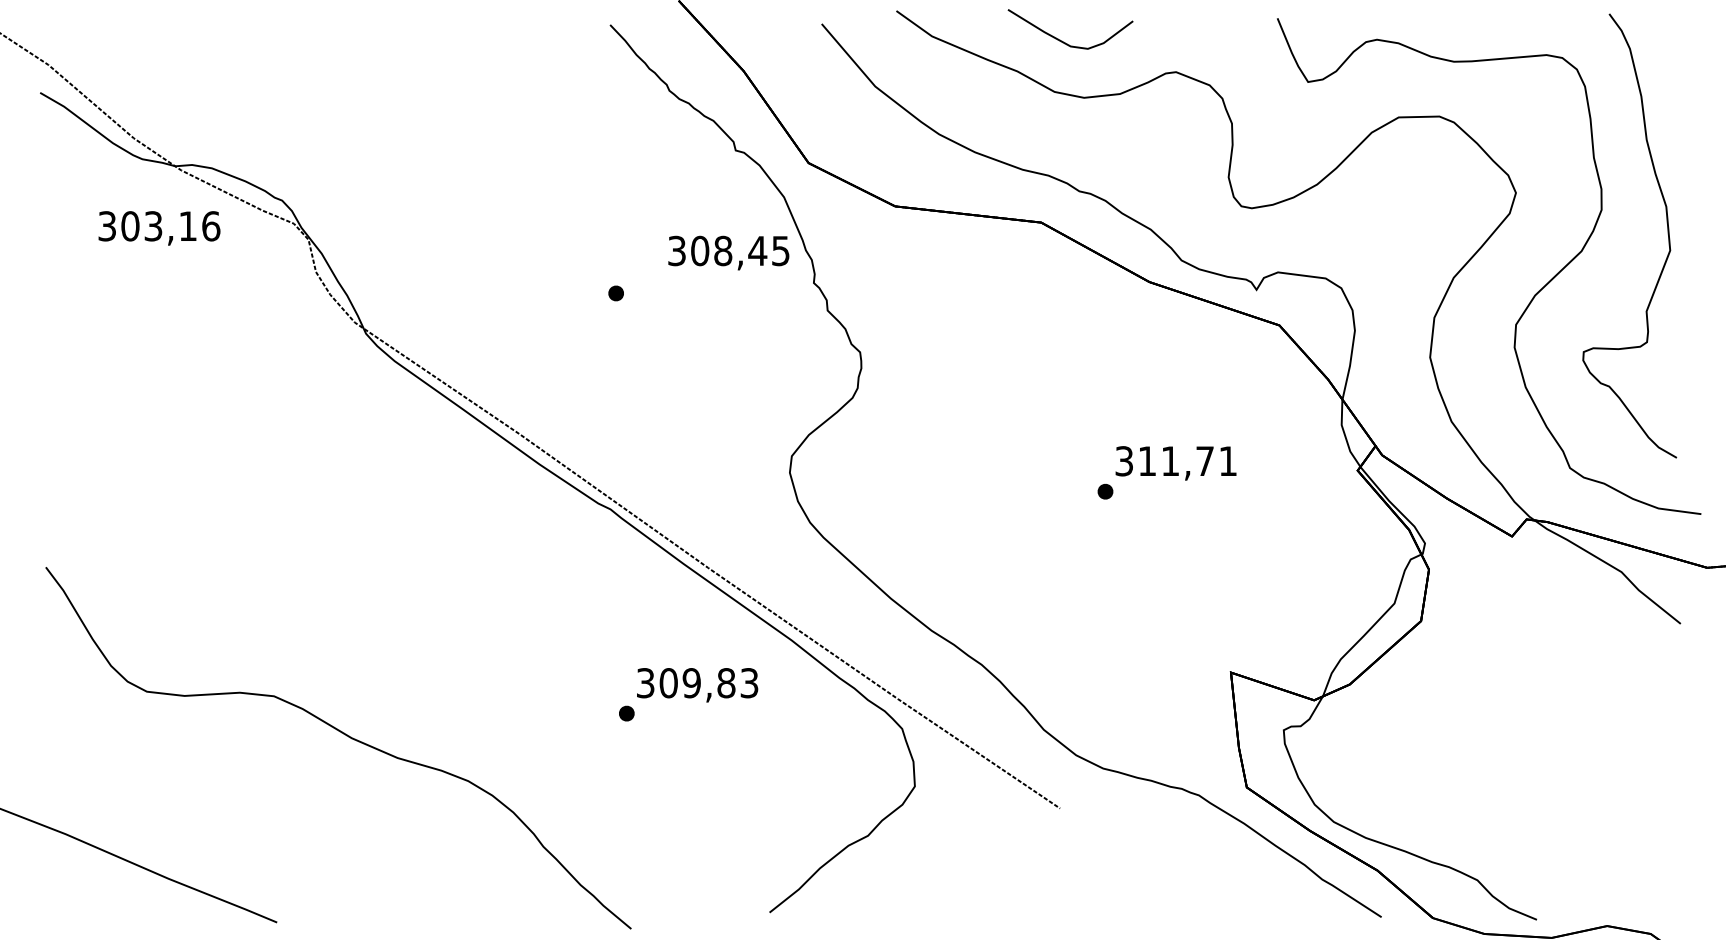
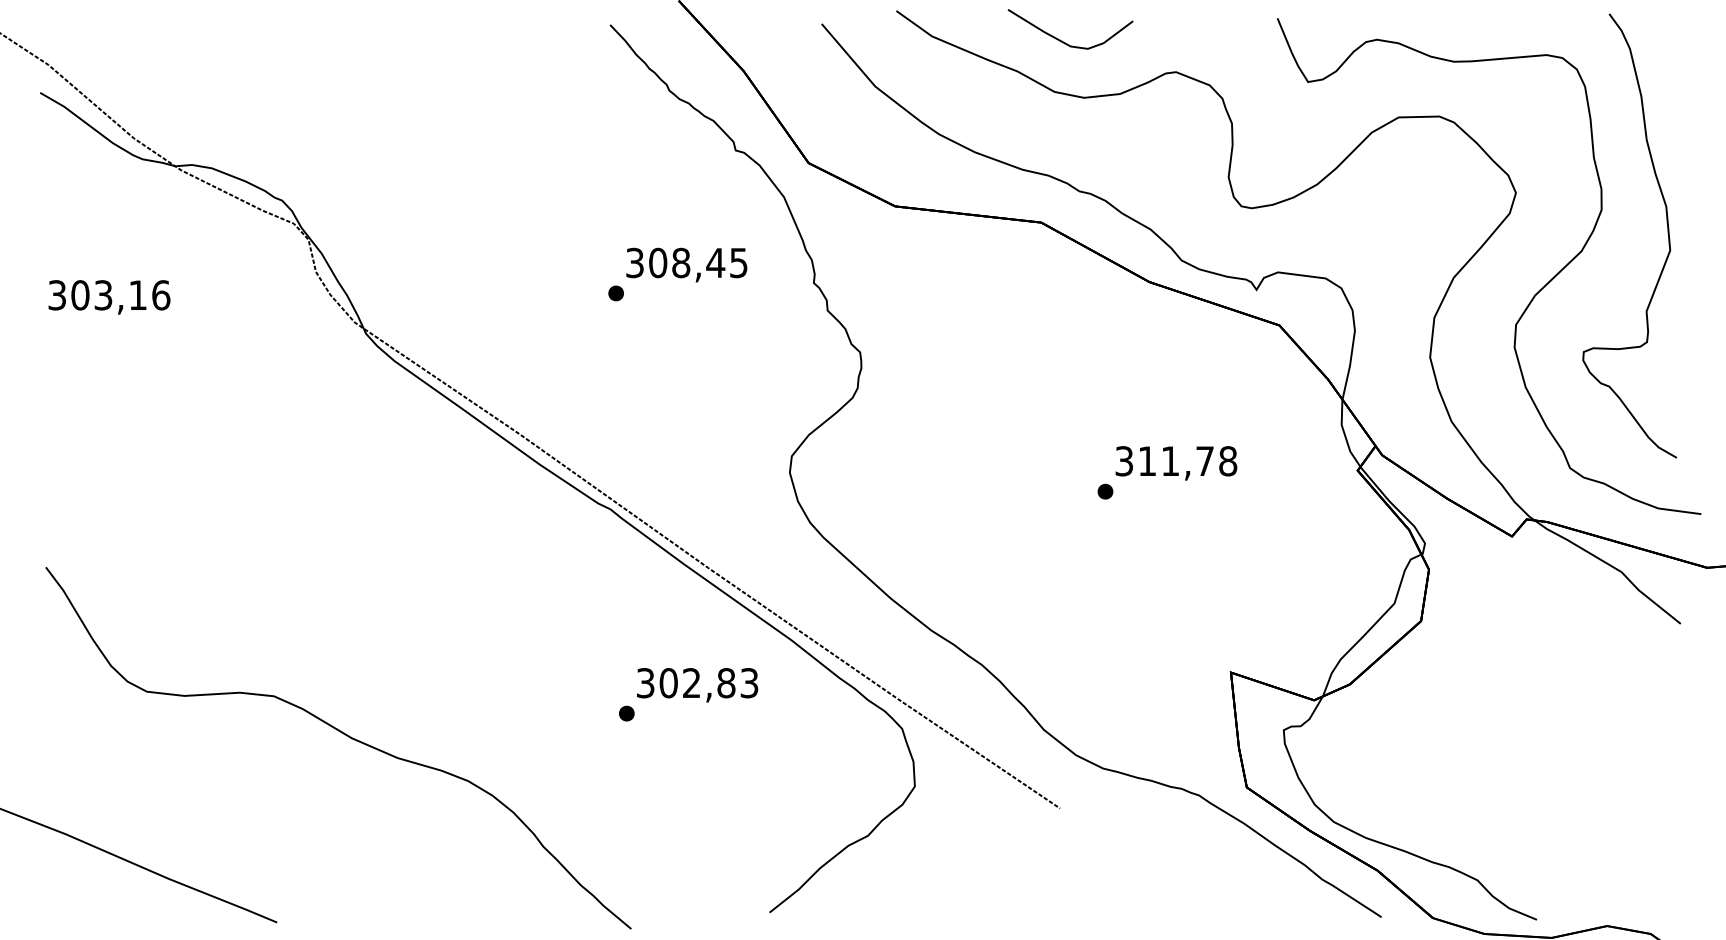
text position: (159, 228) -> (109, 297) (109, 297)
text position: (728, 252) -> (686, 264) (686, 264)
text: 311,71 -> 311,78 (1228, 461)
text: 309,83 -> 302,83 (691, 683)
